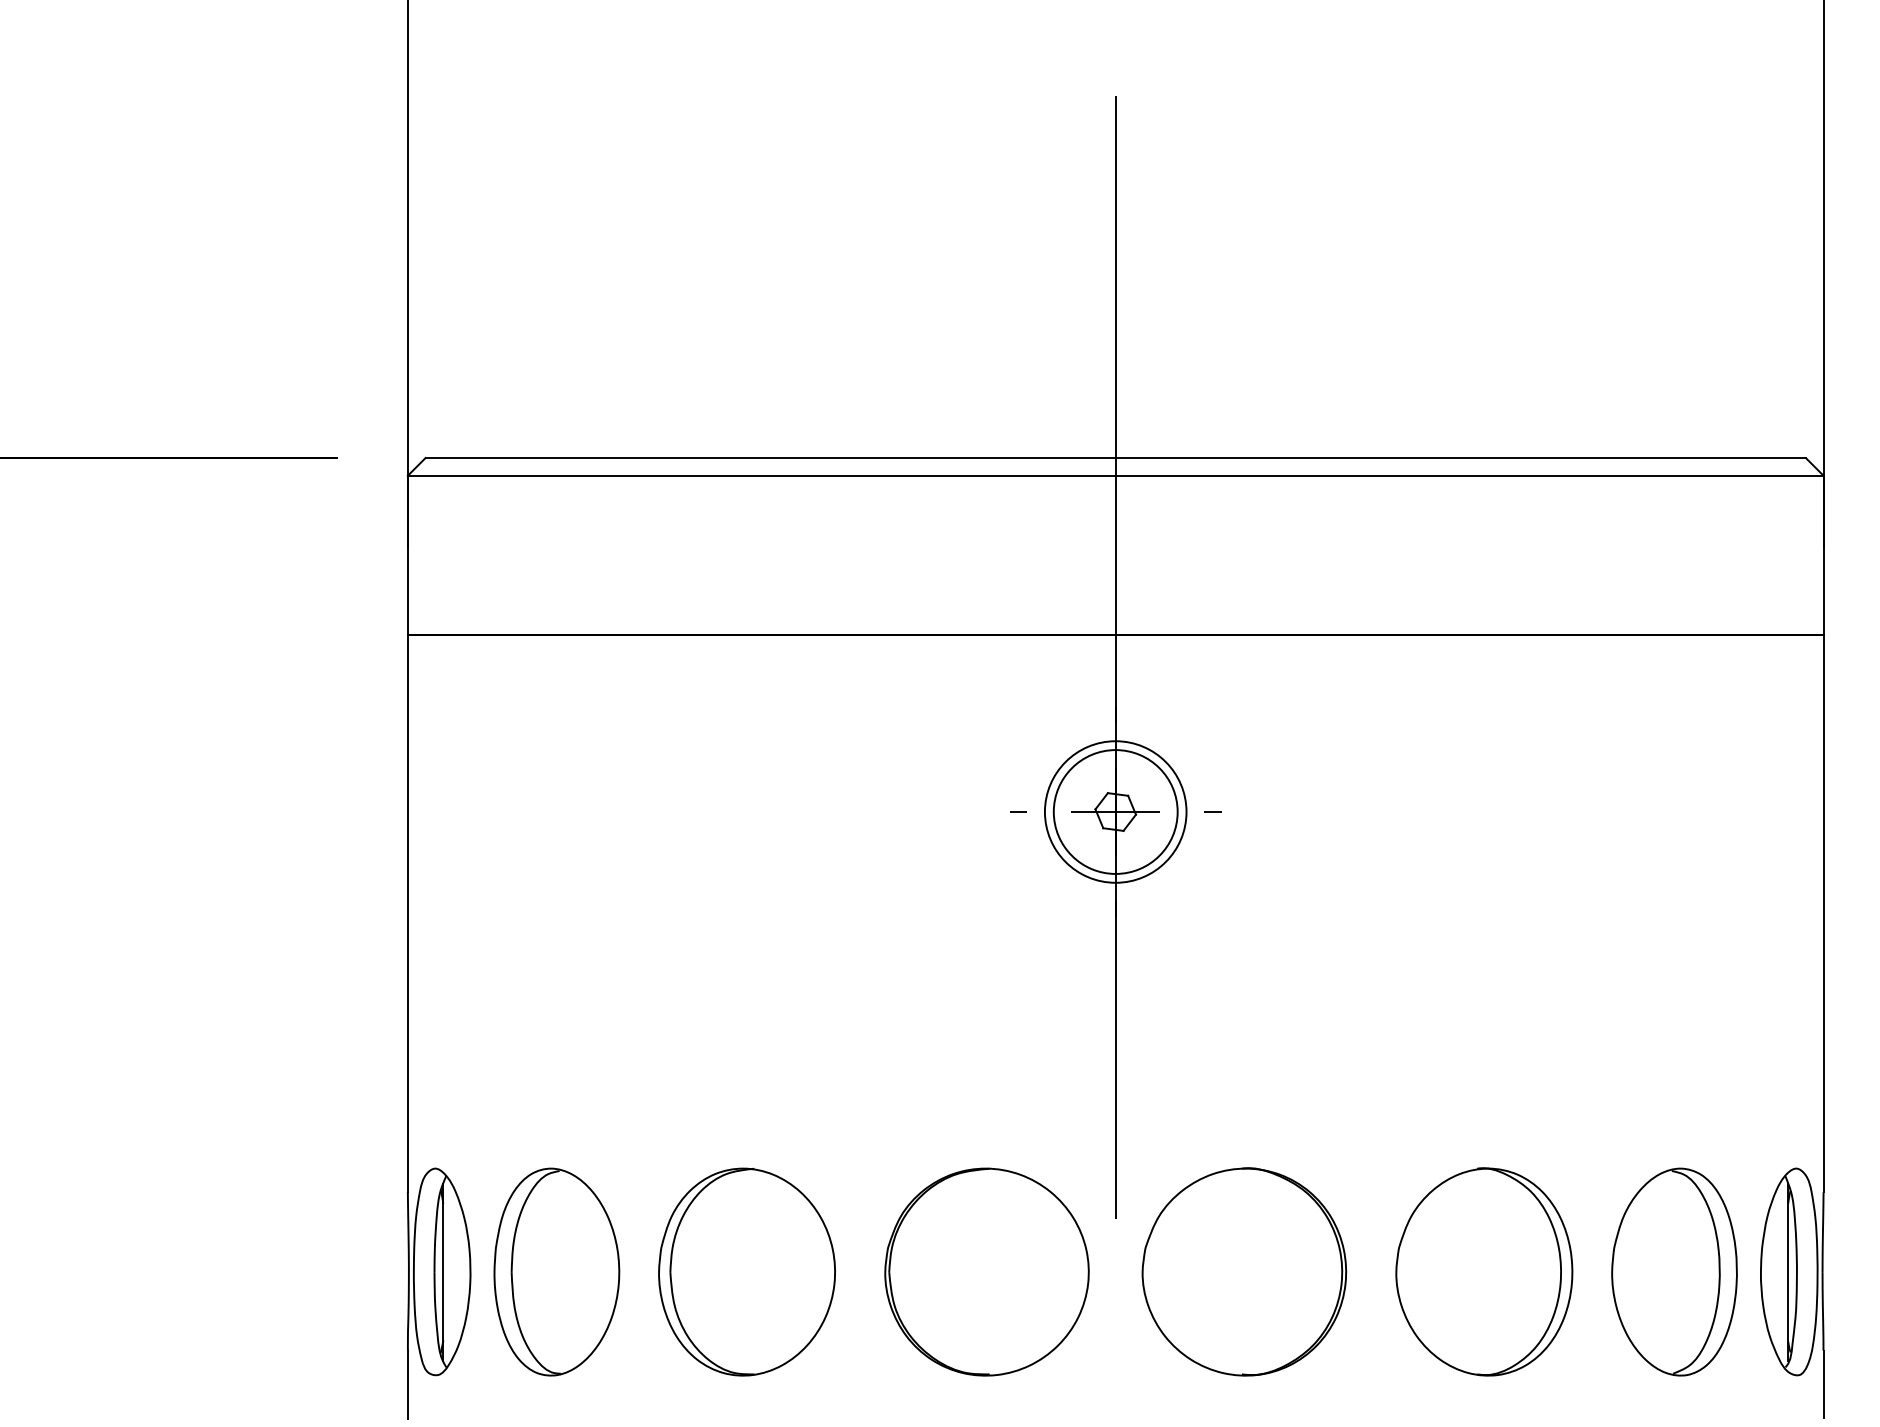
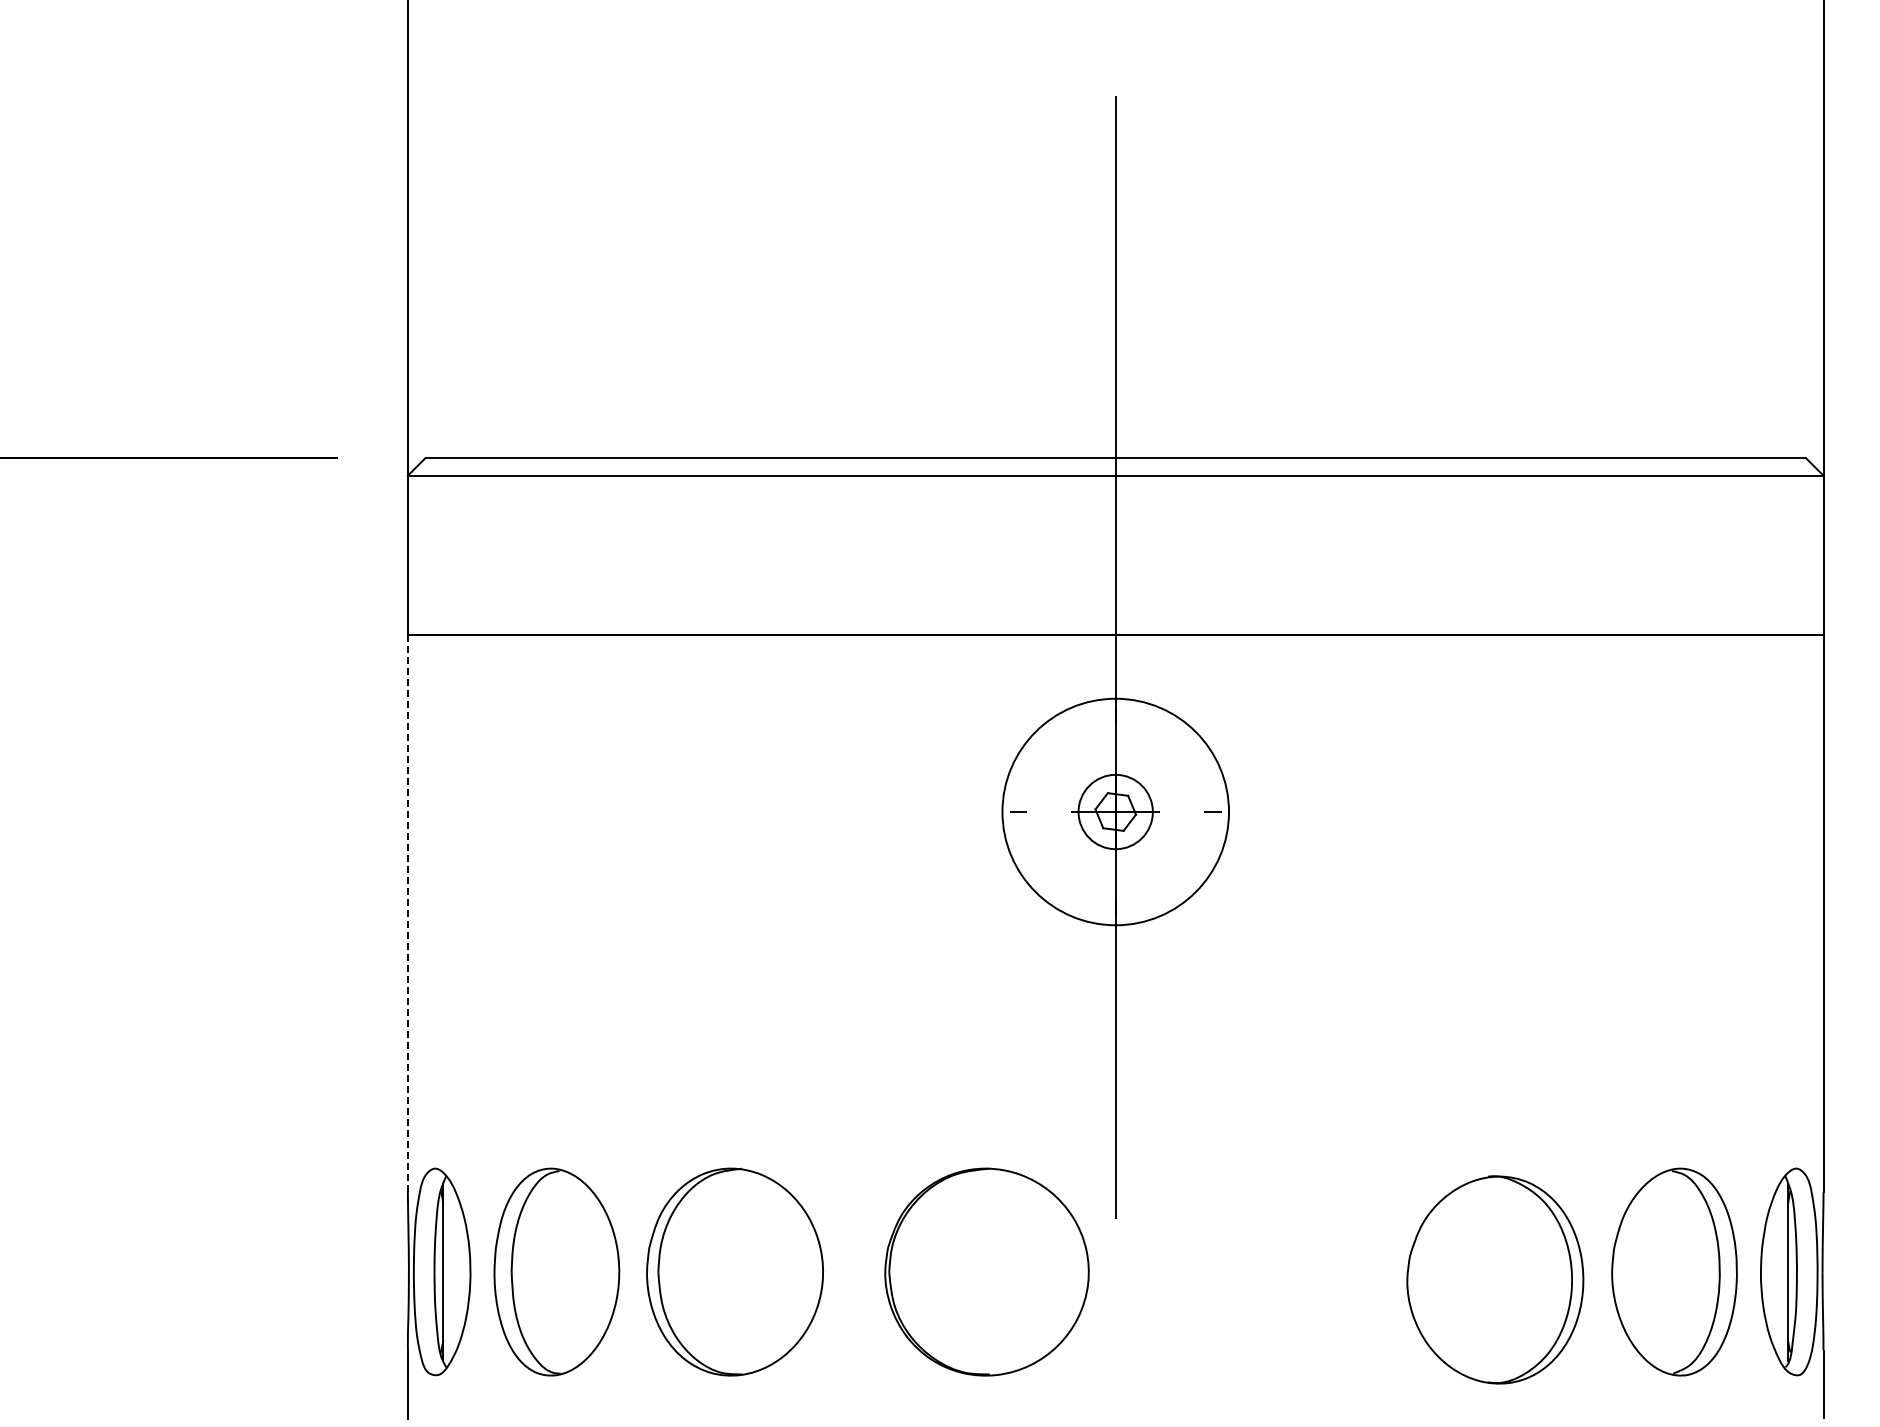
circle diameter: 124 px -> 74 px (1115, 811)
circle diameter: 142 px -> 227 px (1115, 811)
line: solid -> dashed (407, 913)
part position: (746, 1271) -> (734, 1271) (734, 1271)
part: present -> none (1244, 1271)
part position: (1484, 1271) -> (1495, 1279) (1495, 1279)
